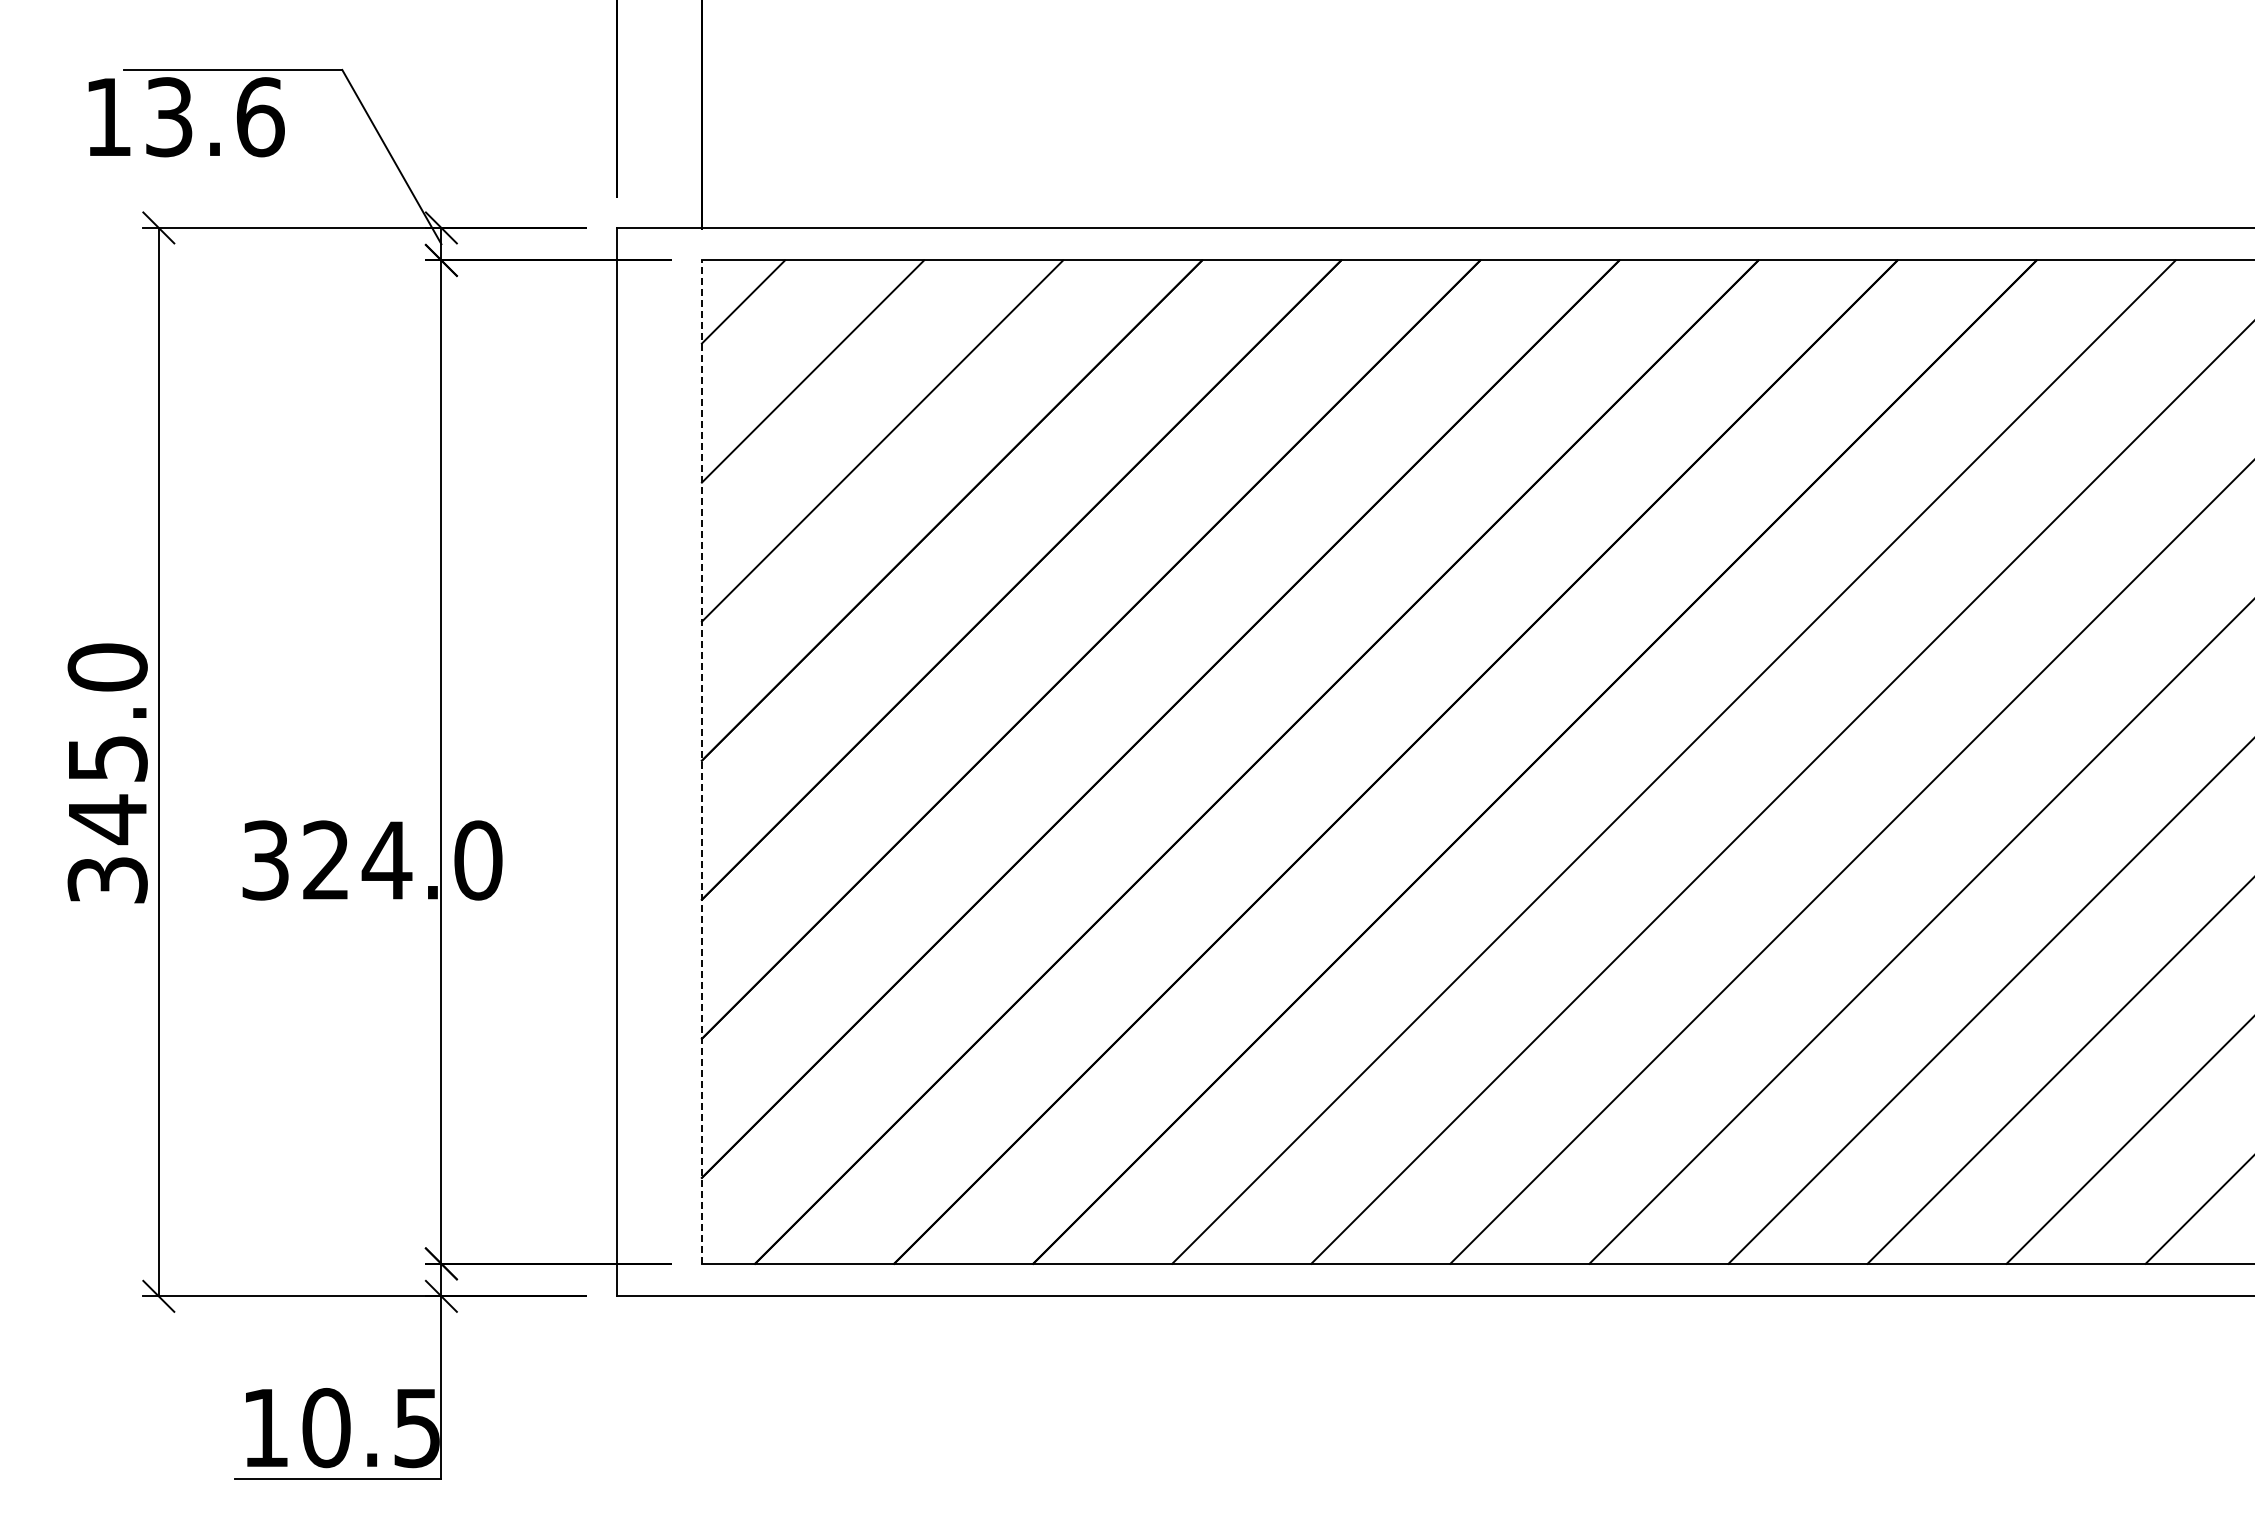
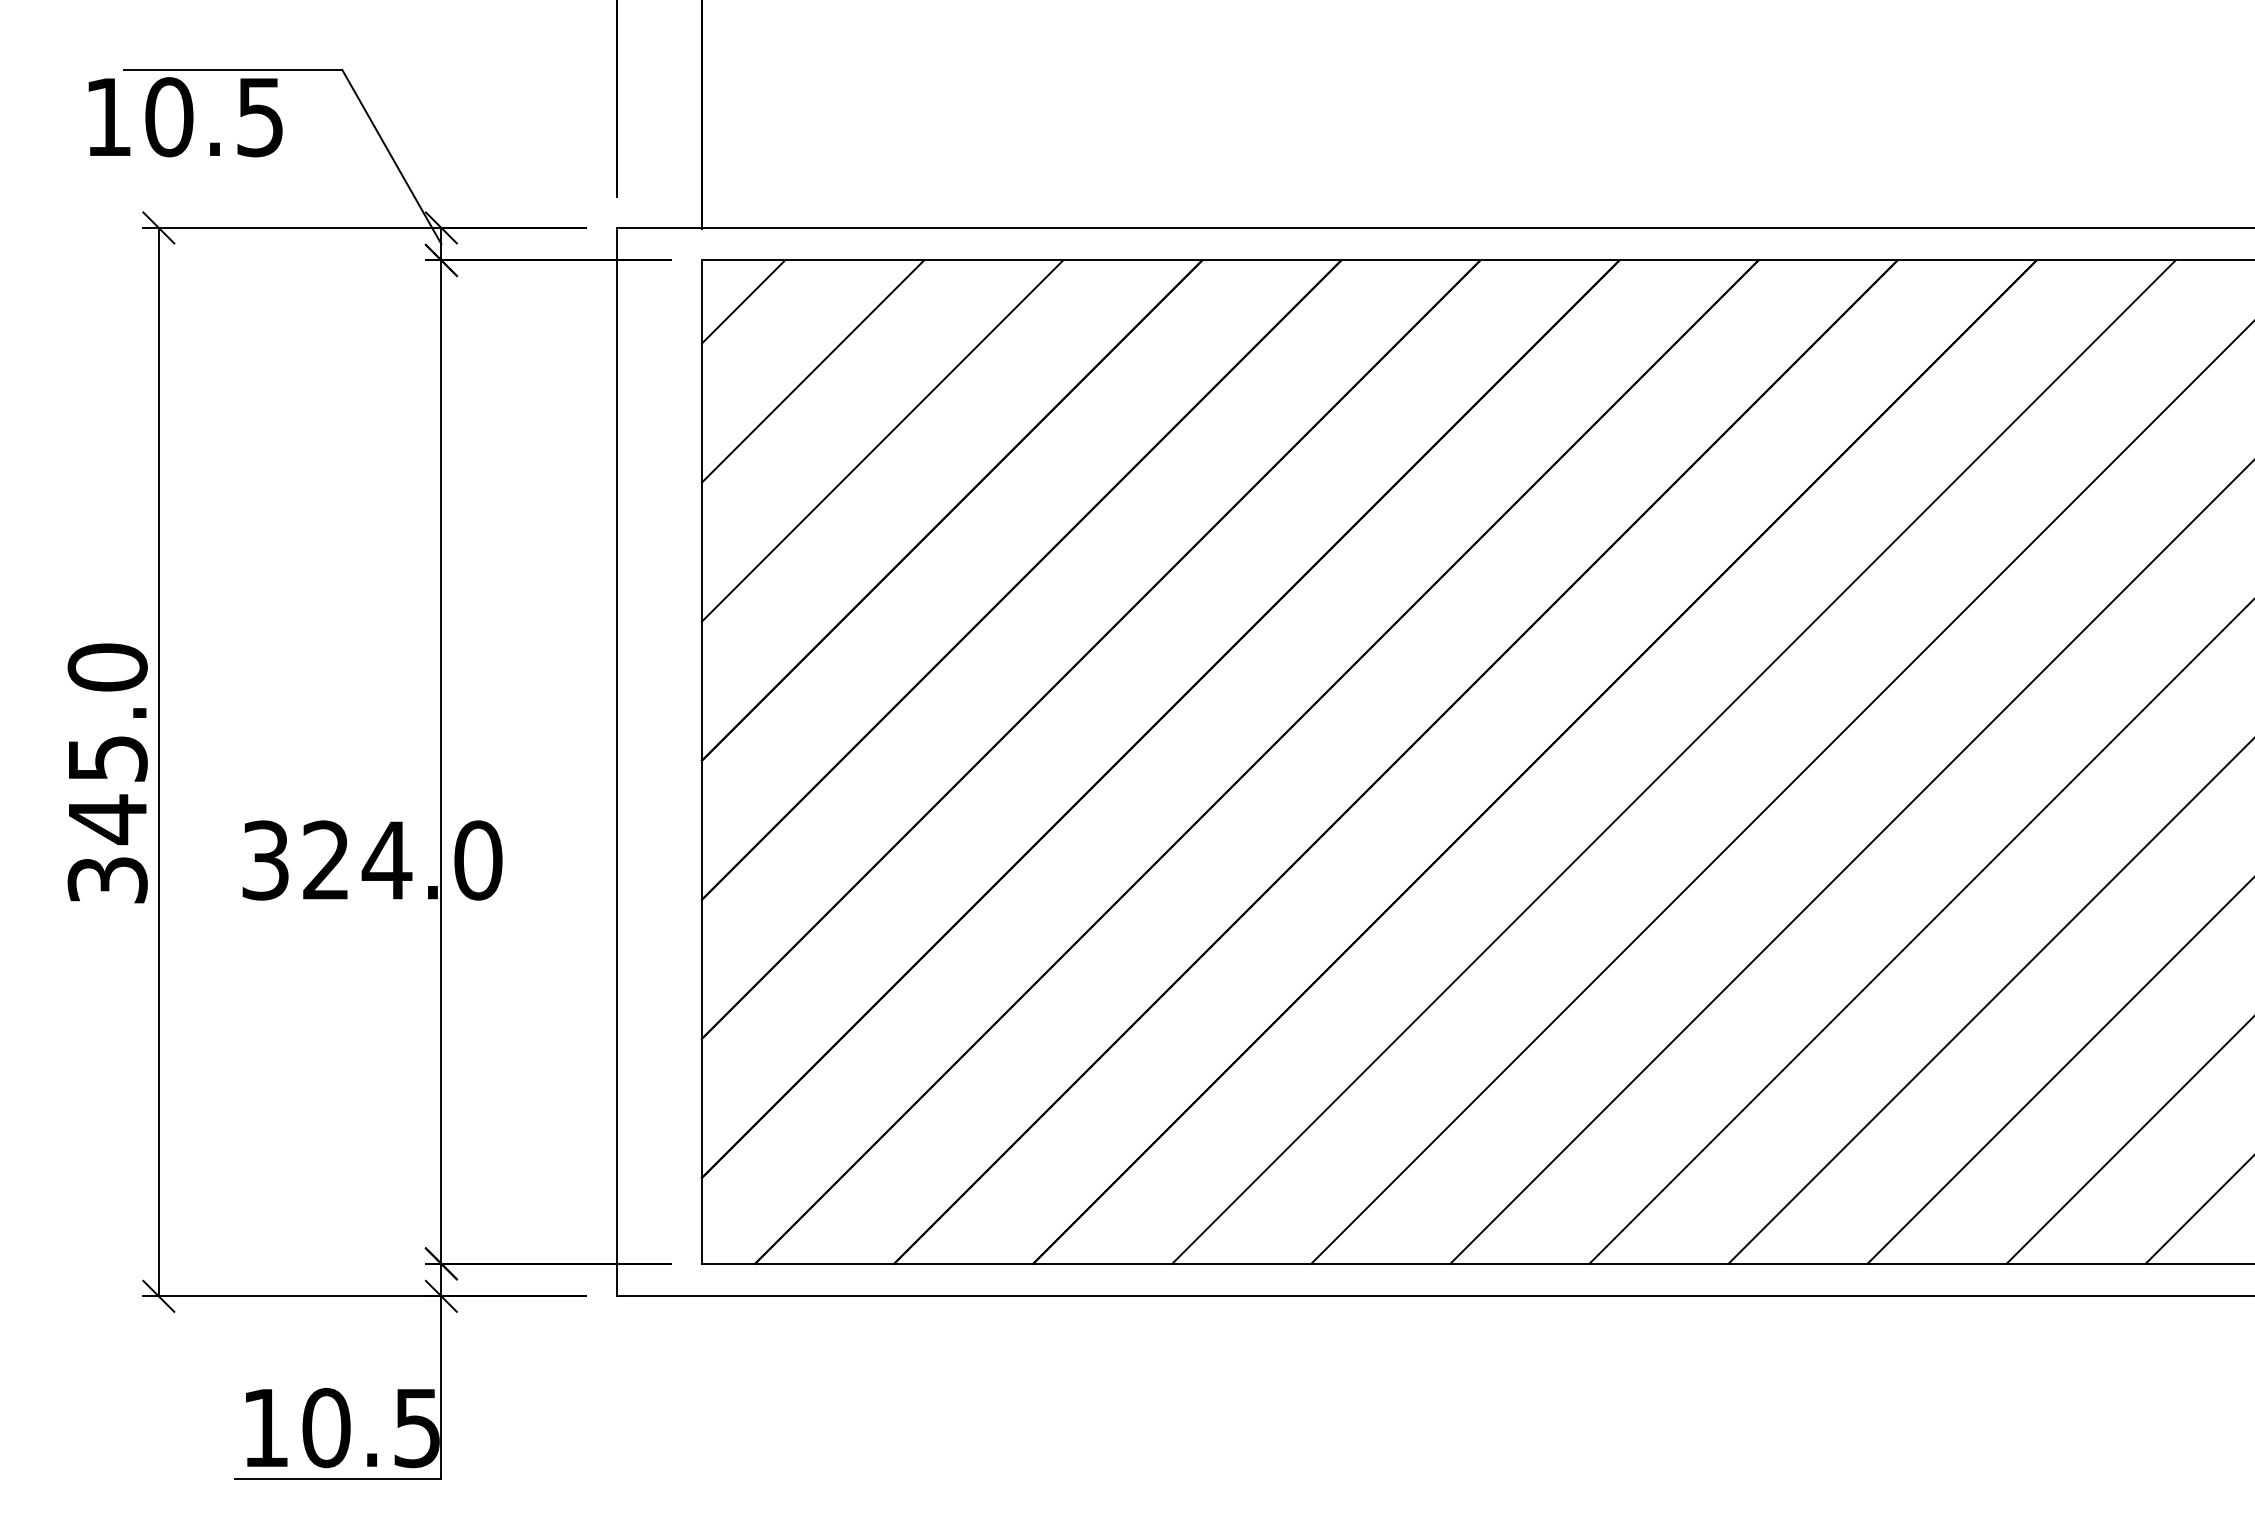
text: 13.6 -> 10.5 (214, 117)
line: dashed -> solid (701, 762)
